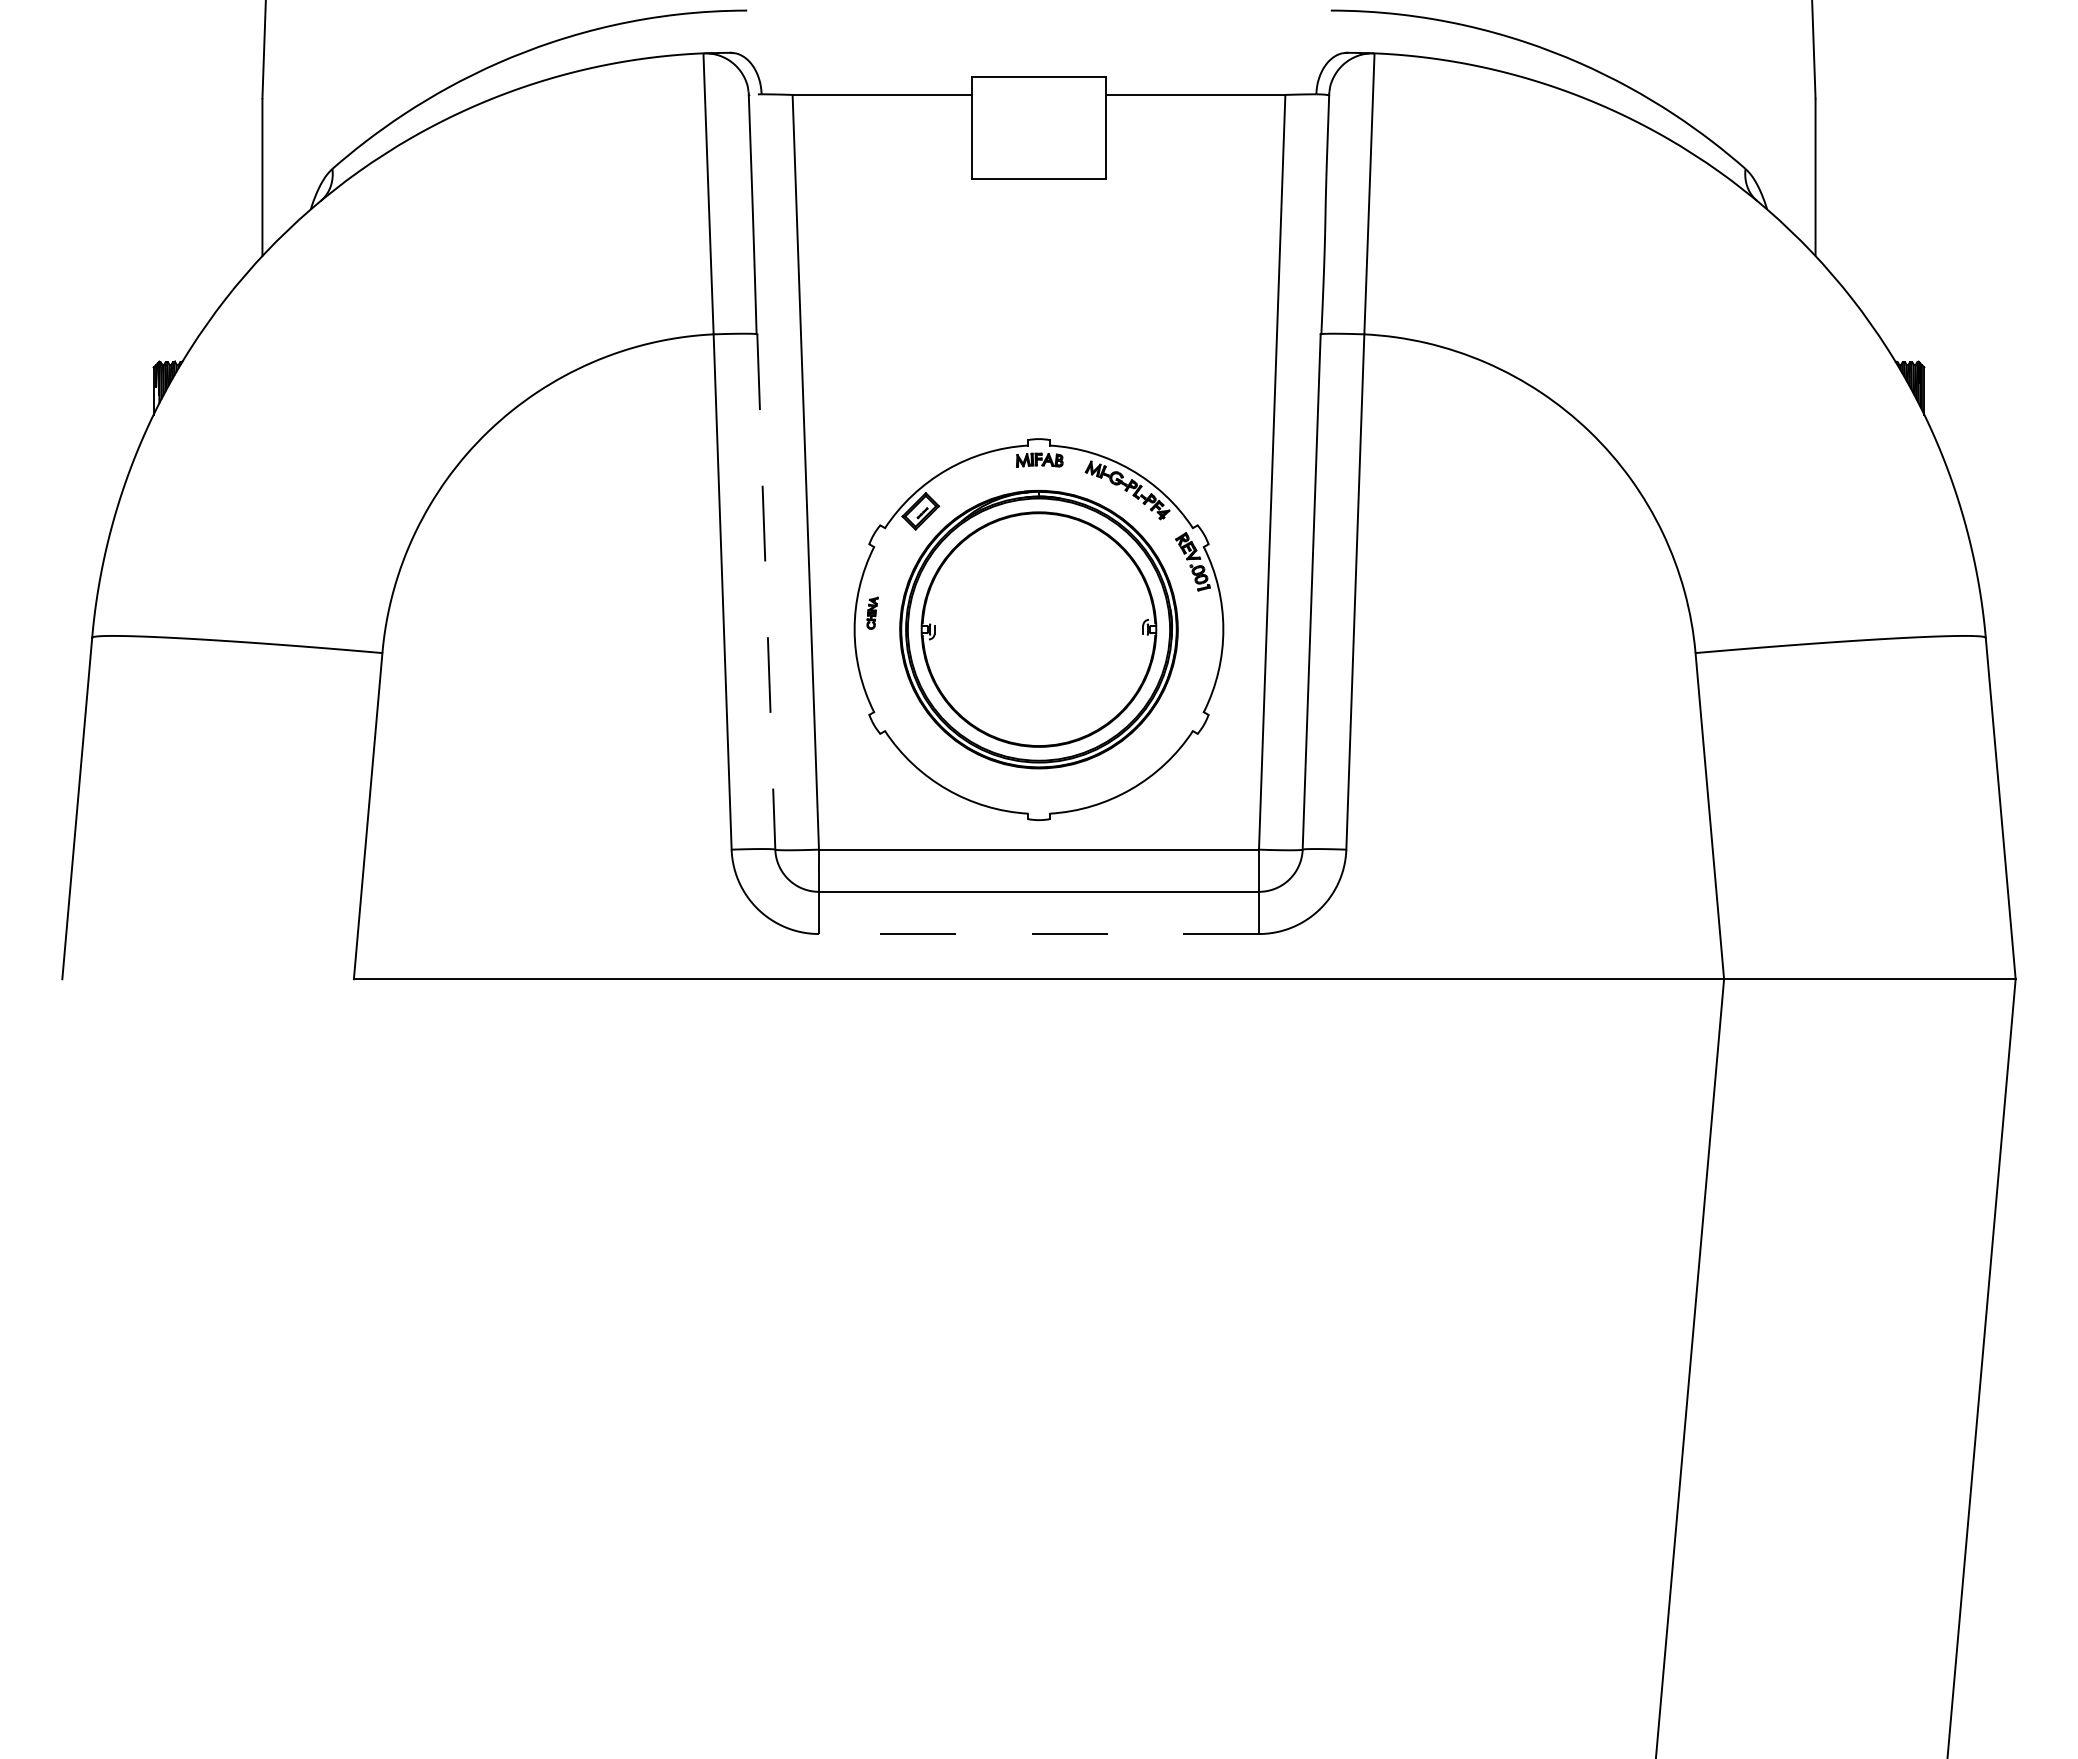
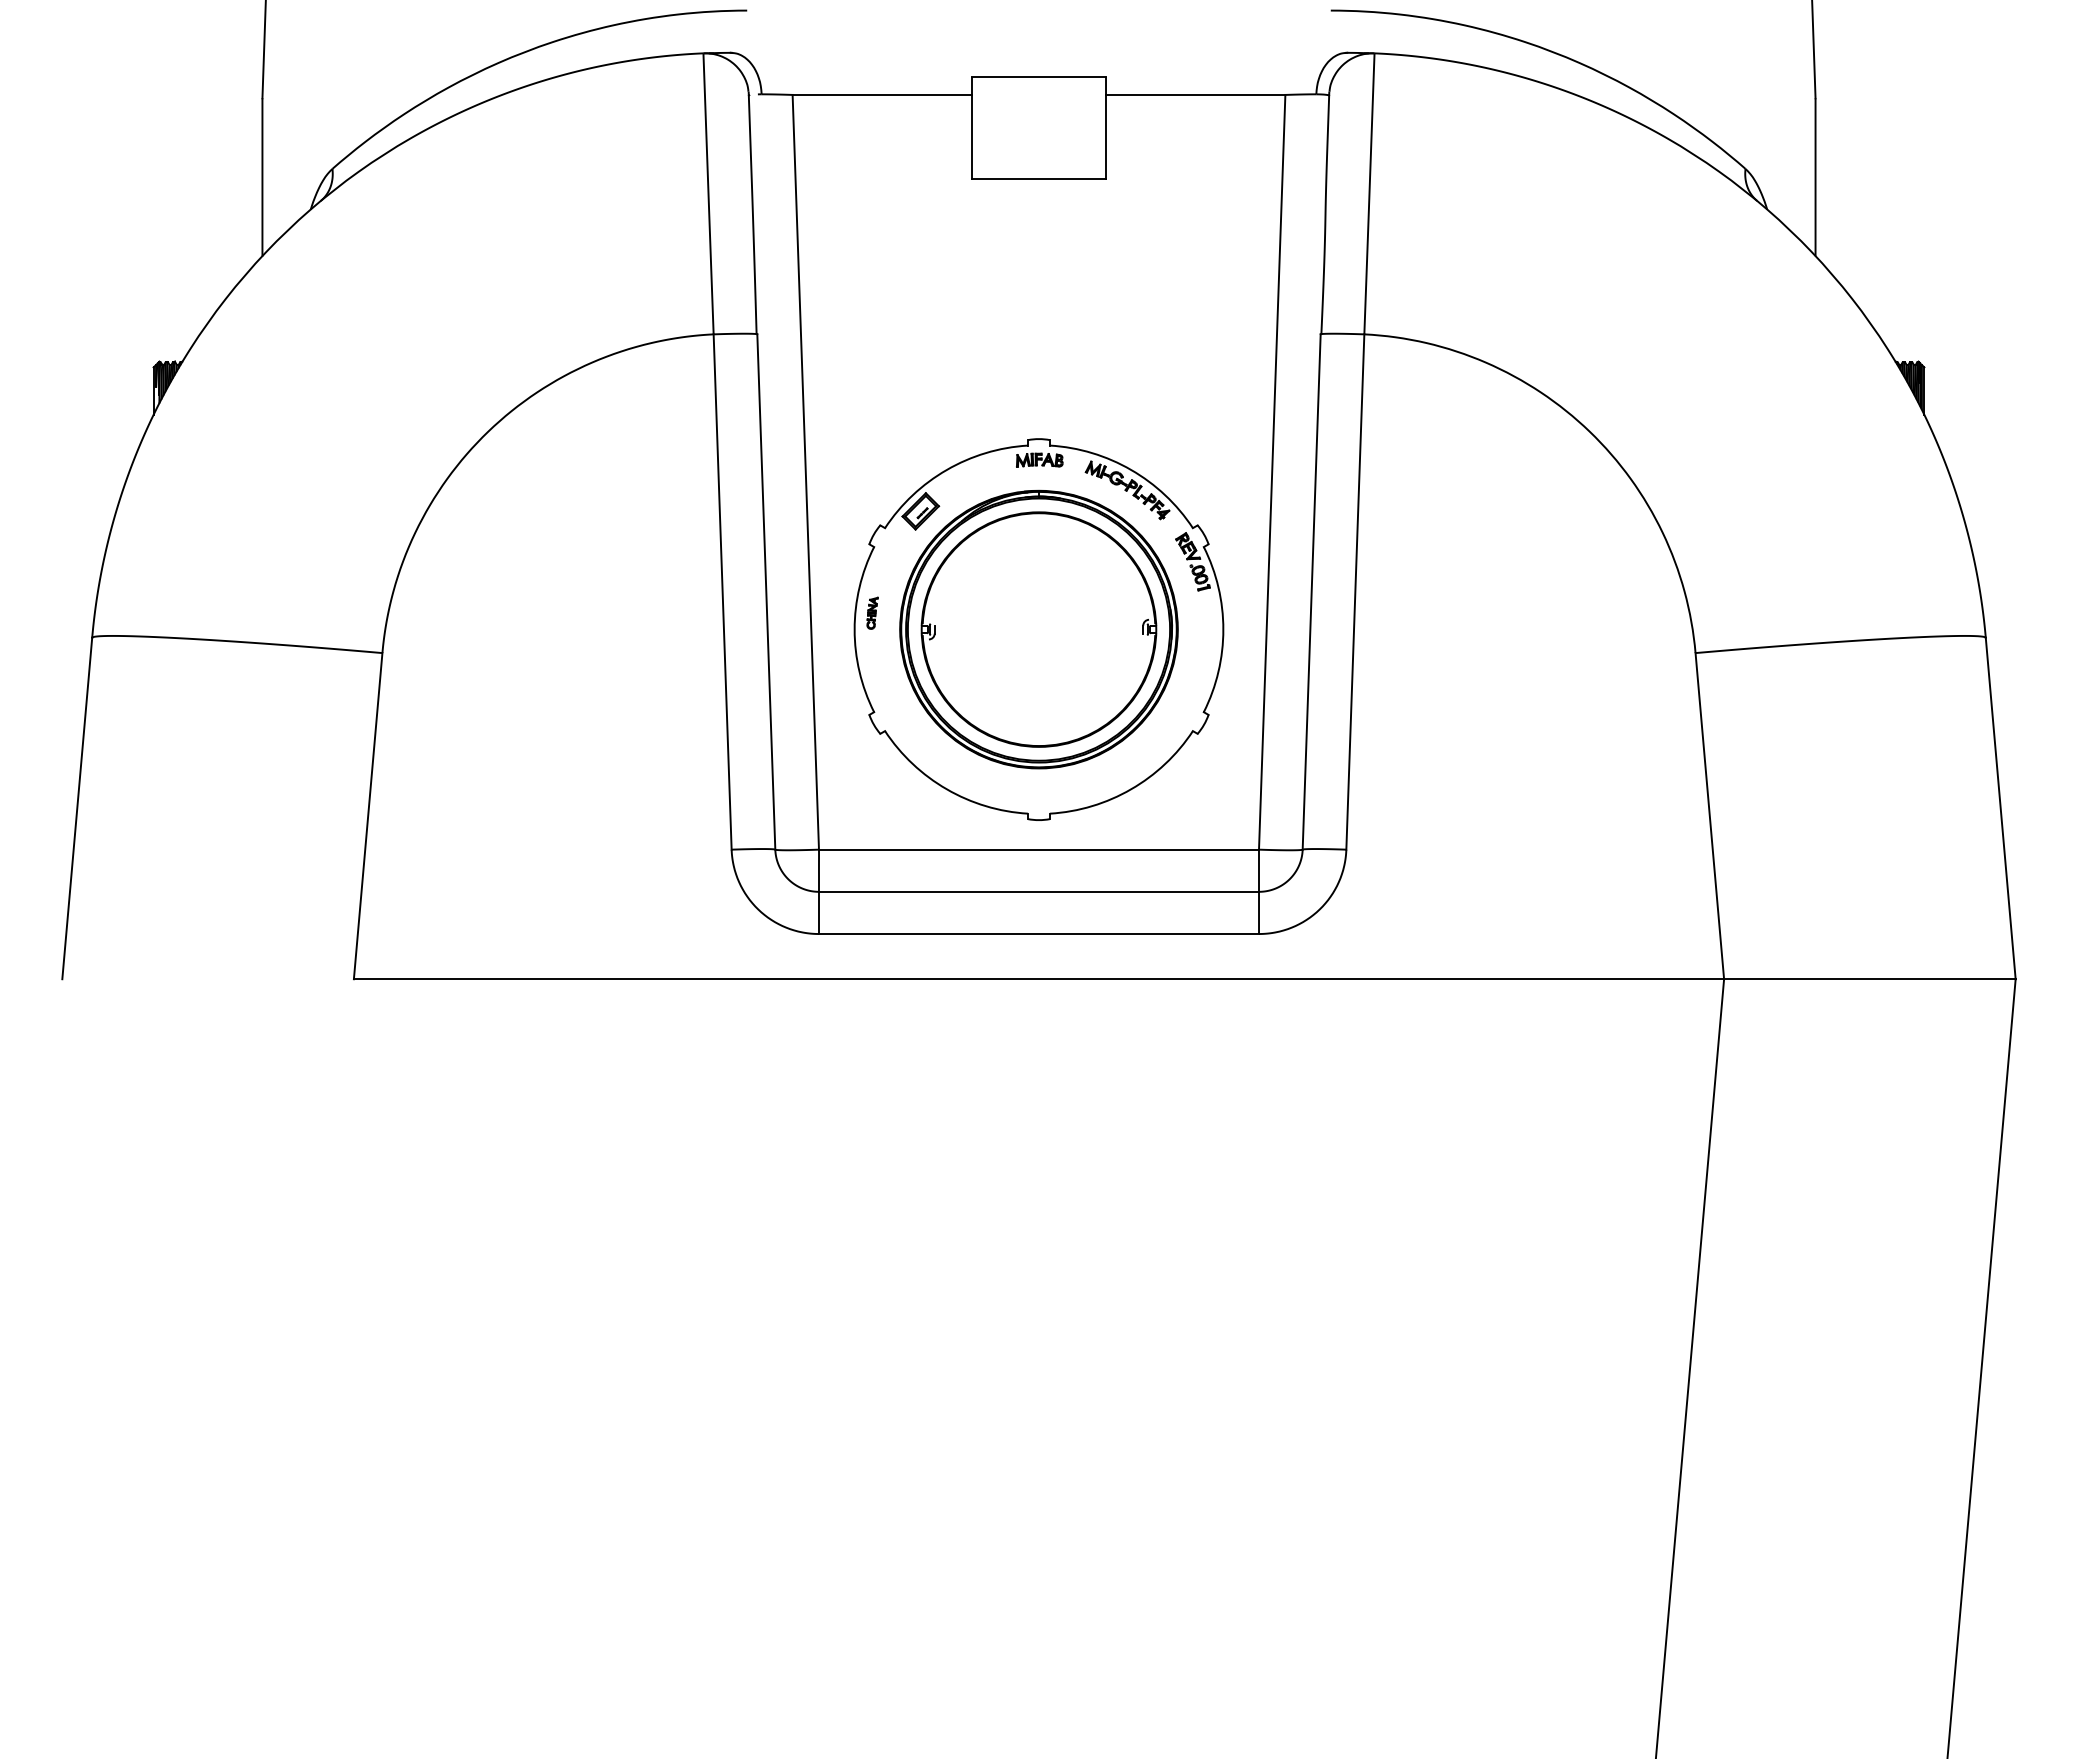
line: dashed -> solid (766, 592)
line: dashed -> solid (1038, 934)
